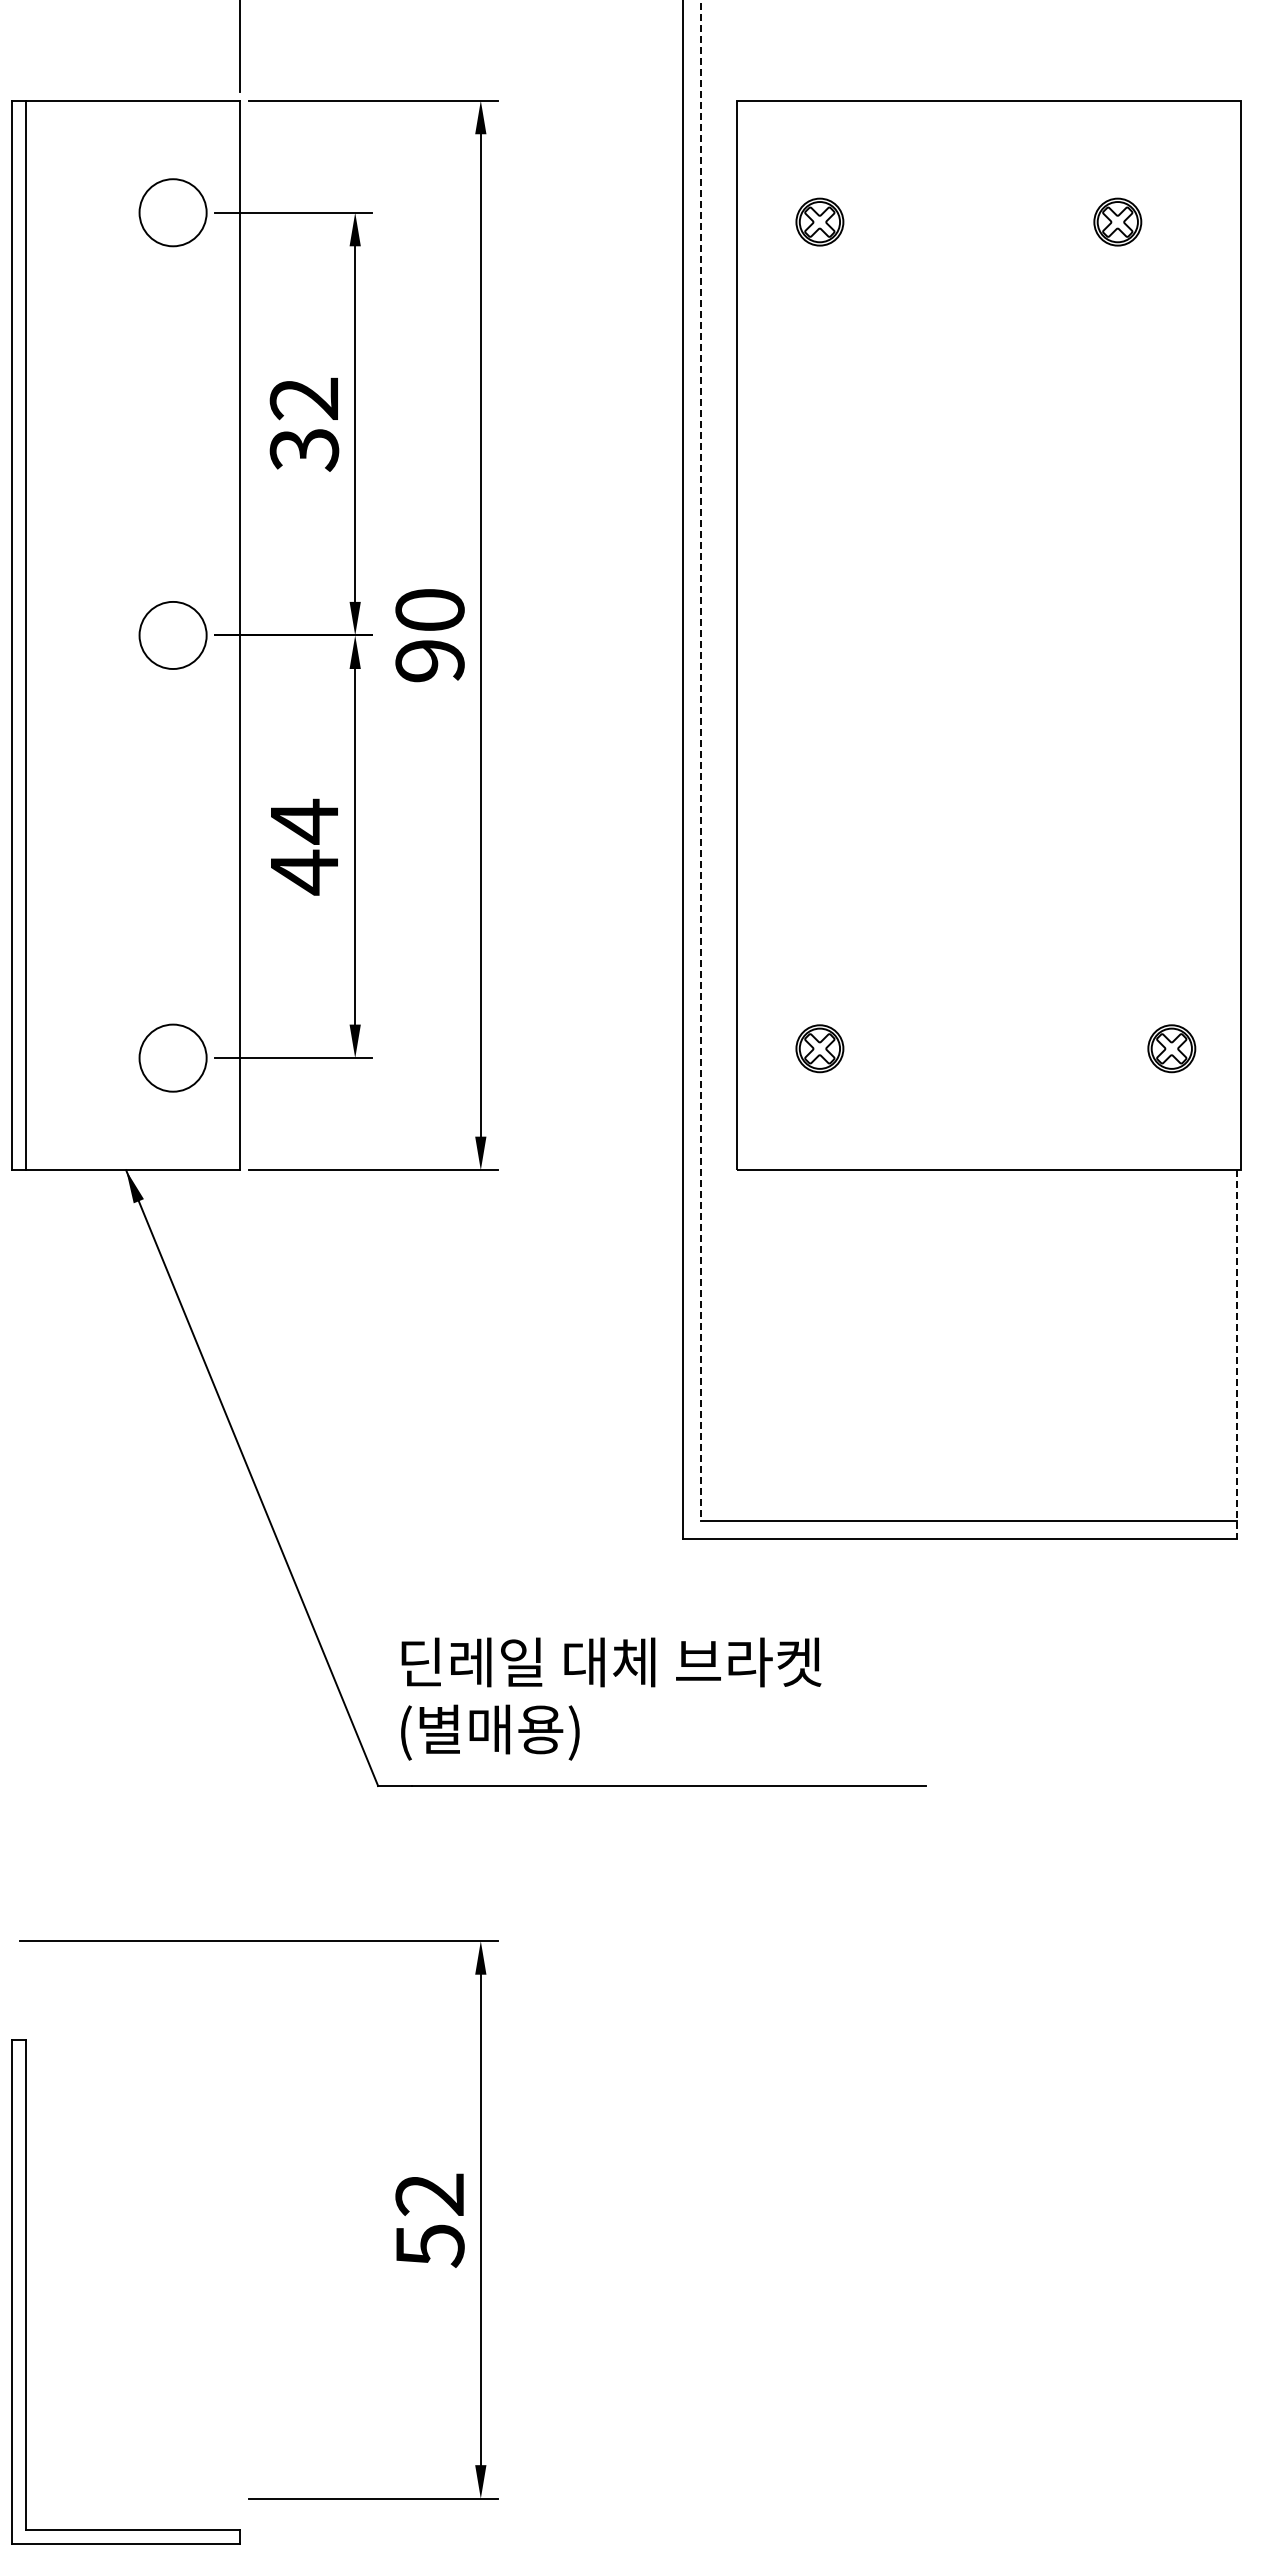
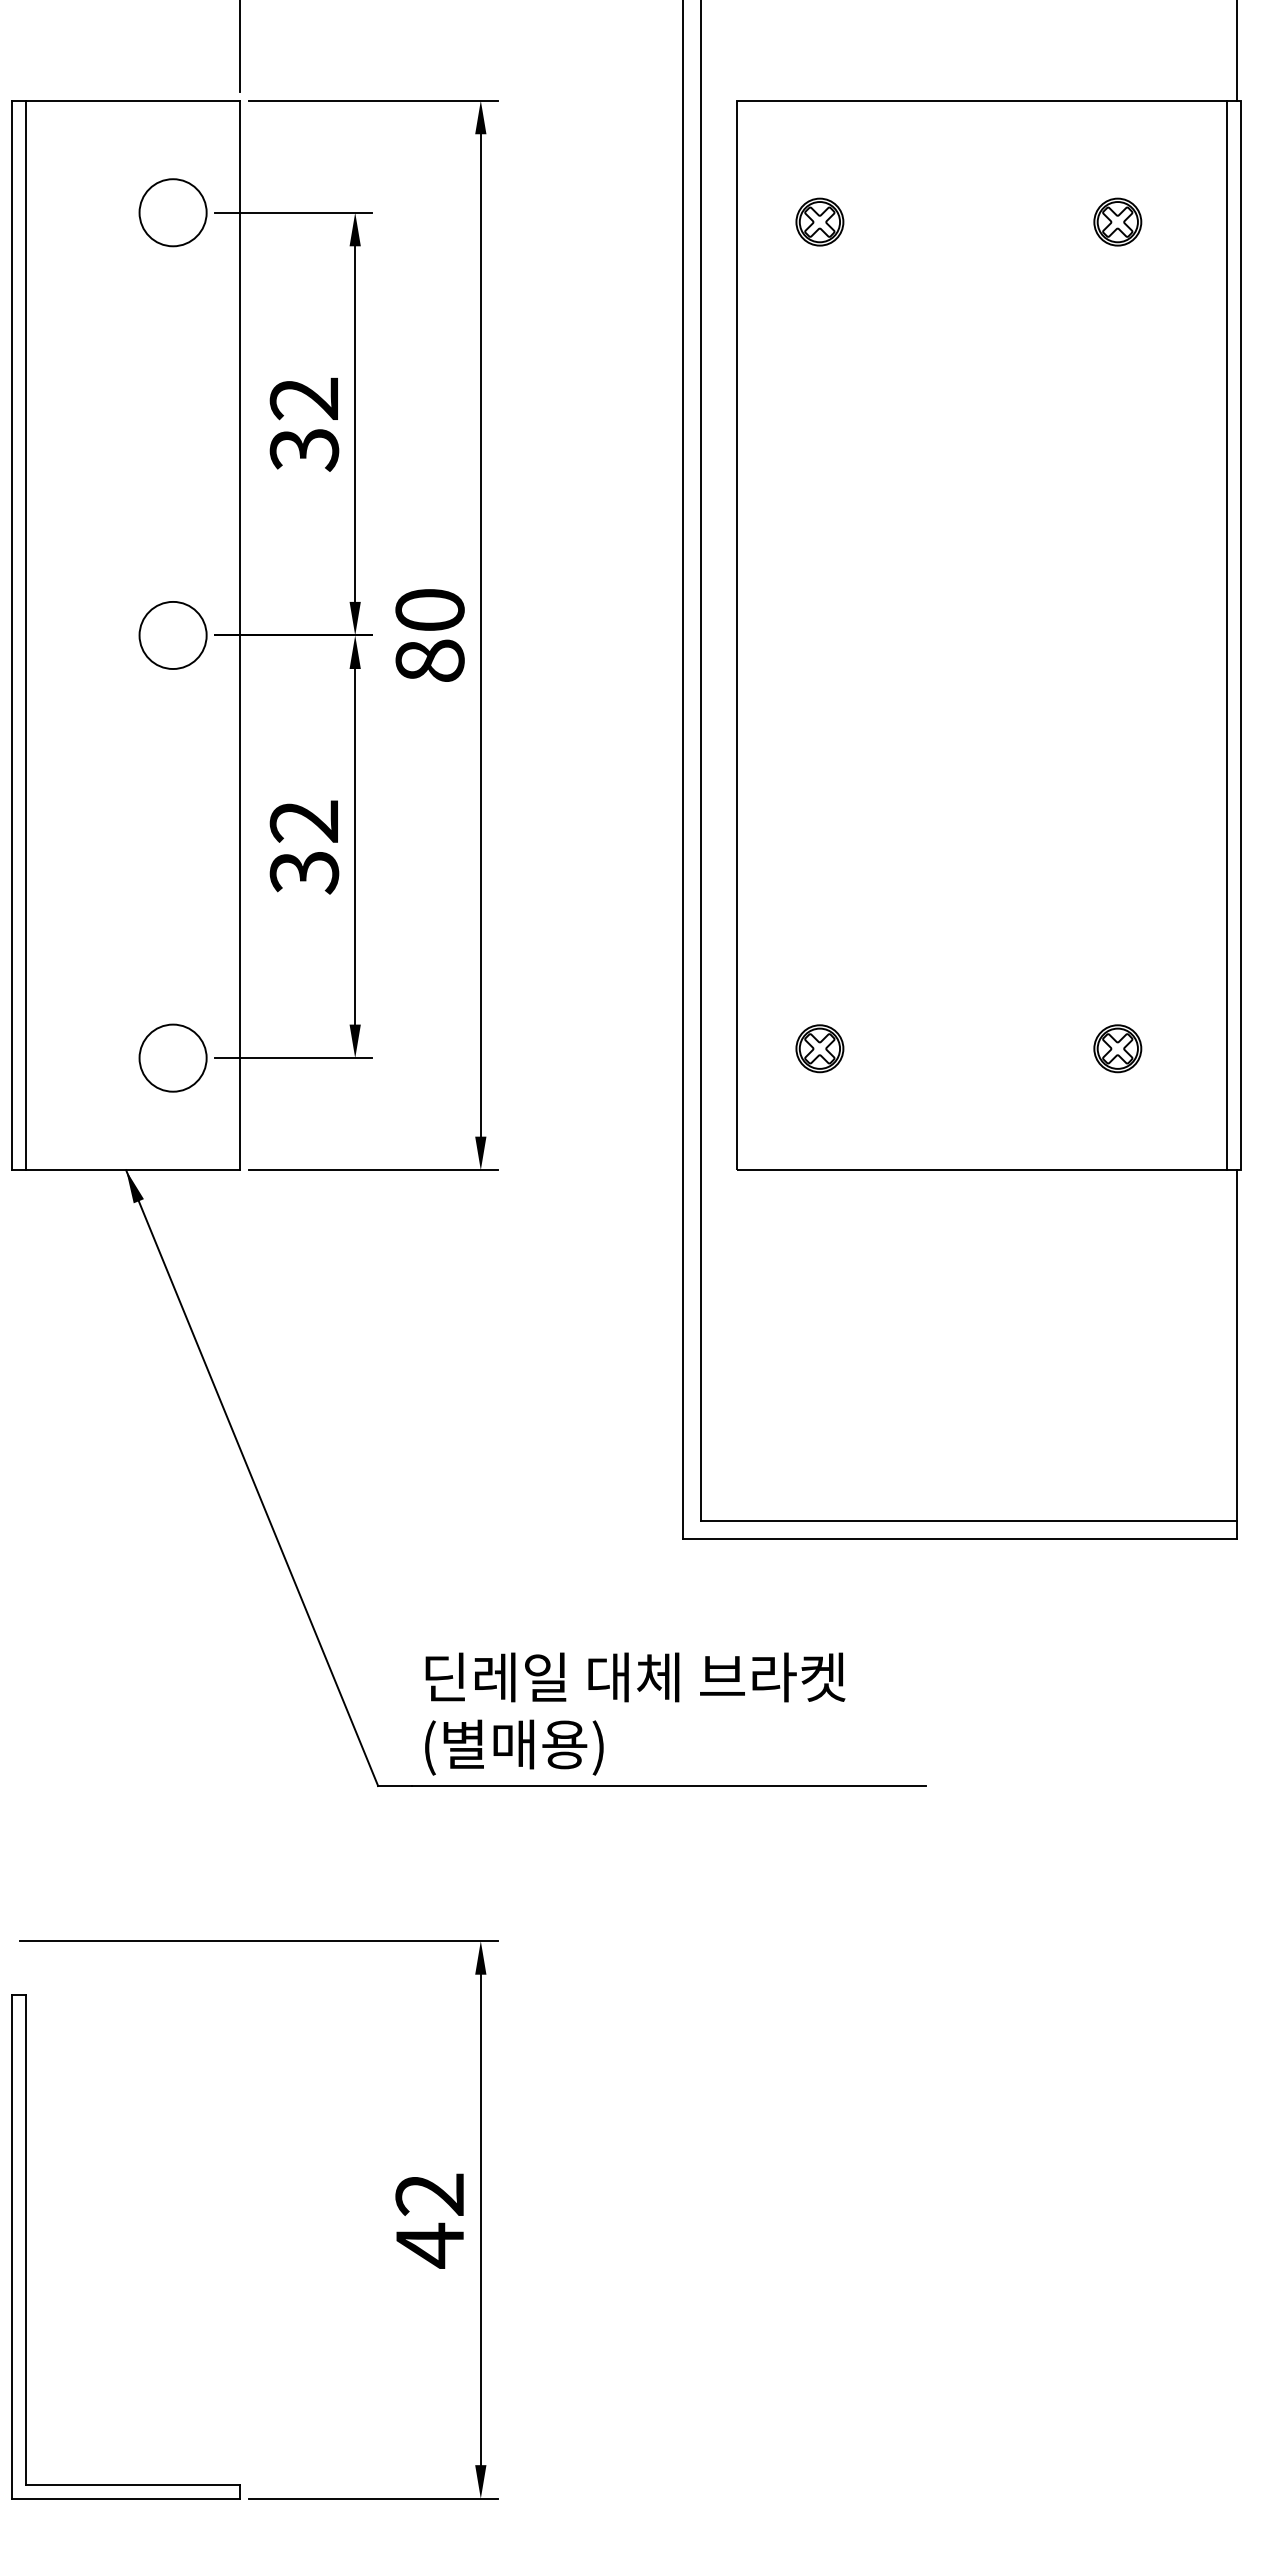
line: none -> present (1237, 51)
line: none -> present (1227, 635)
text: 90 -> 80 (429, 660)
line: dashed -> solid (700, 761)
text: 44 -> 32 (304, 846)
part position: (1171, 1048) -> (1117, 1048) (1117, 1048)
line: dashed -> solid (1237, 1354)
text position: (611, 1698) -> (635, 1713) (635, 1713)
text: 52 -> 42 (430, 2245)
part position: (26, 2291) -> (26, 2246) (26, 2246)
